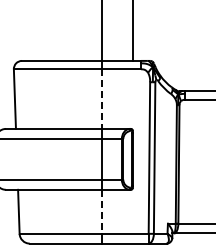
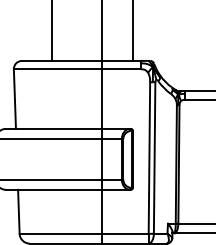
line: none -> present (51, 31)
line: dashed -> solid (102, 99)
line: dashed -> solid (102, 211)
